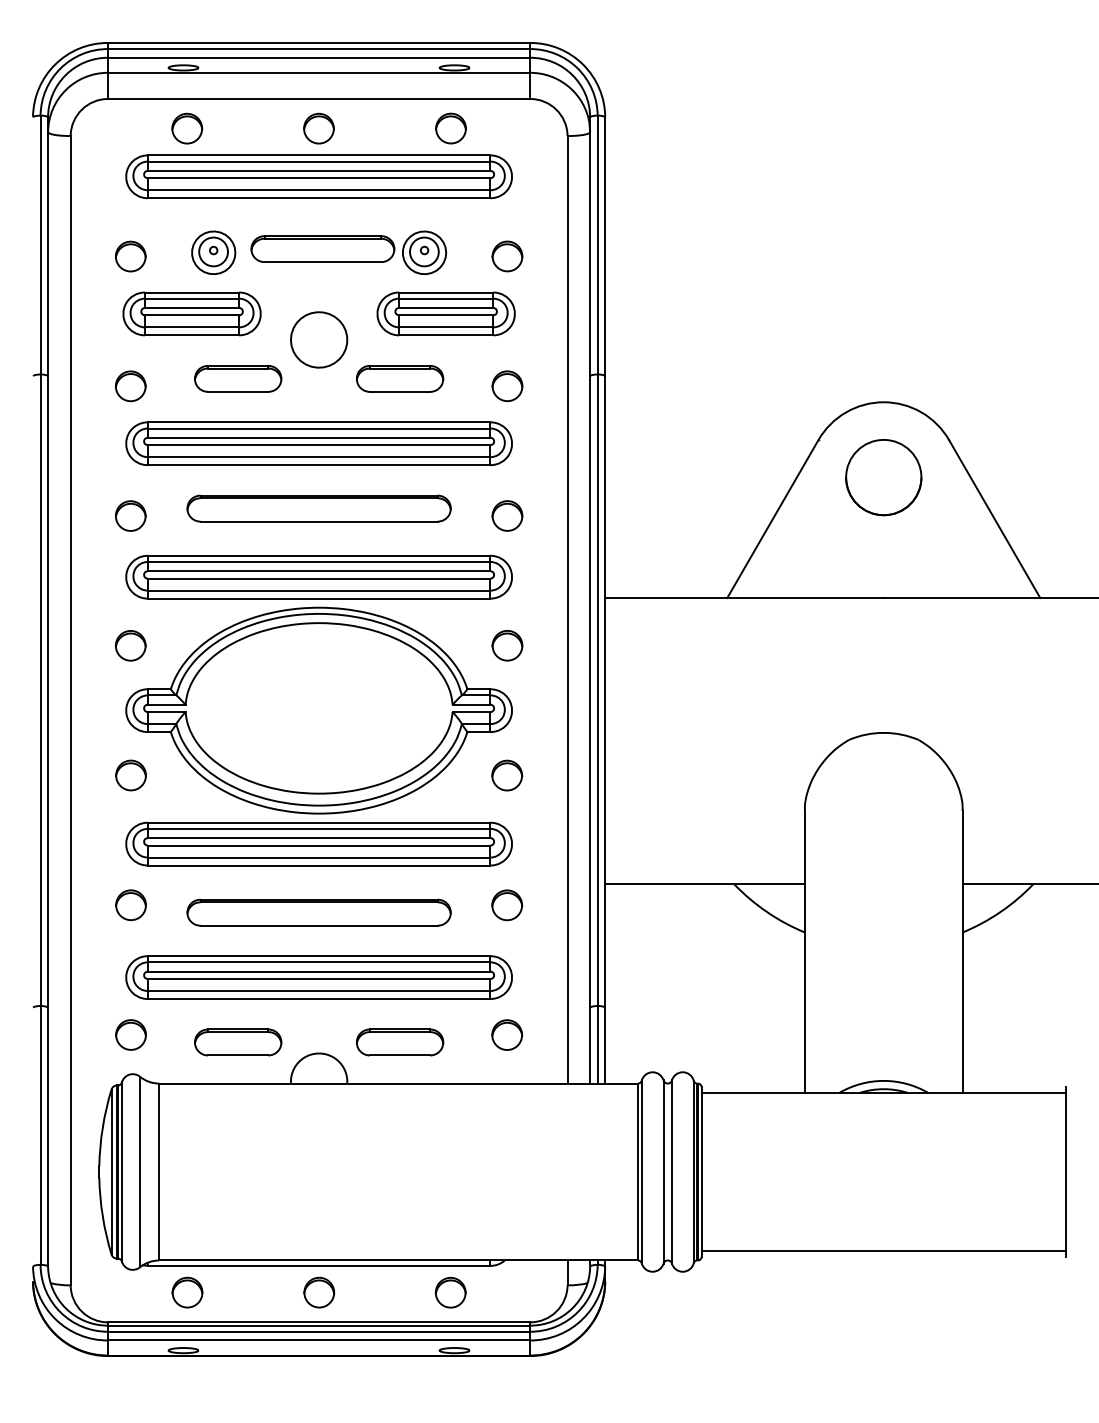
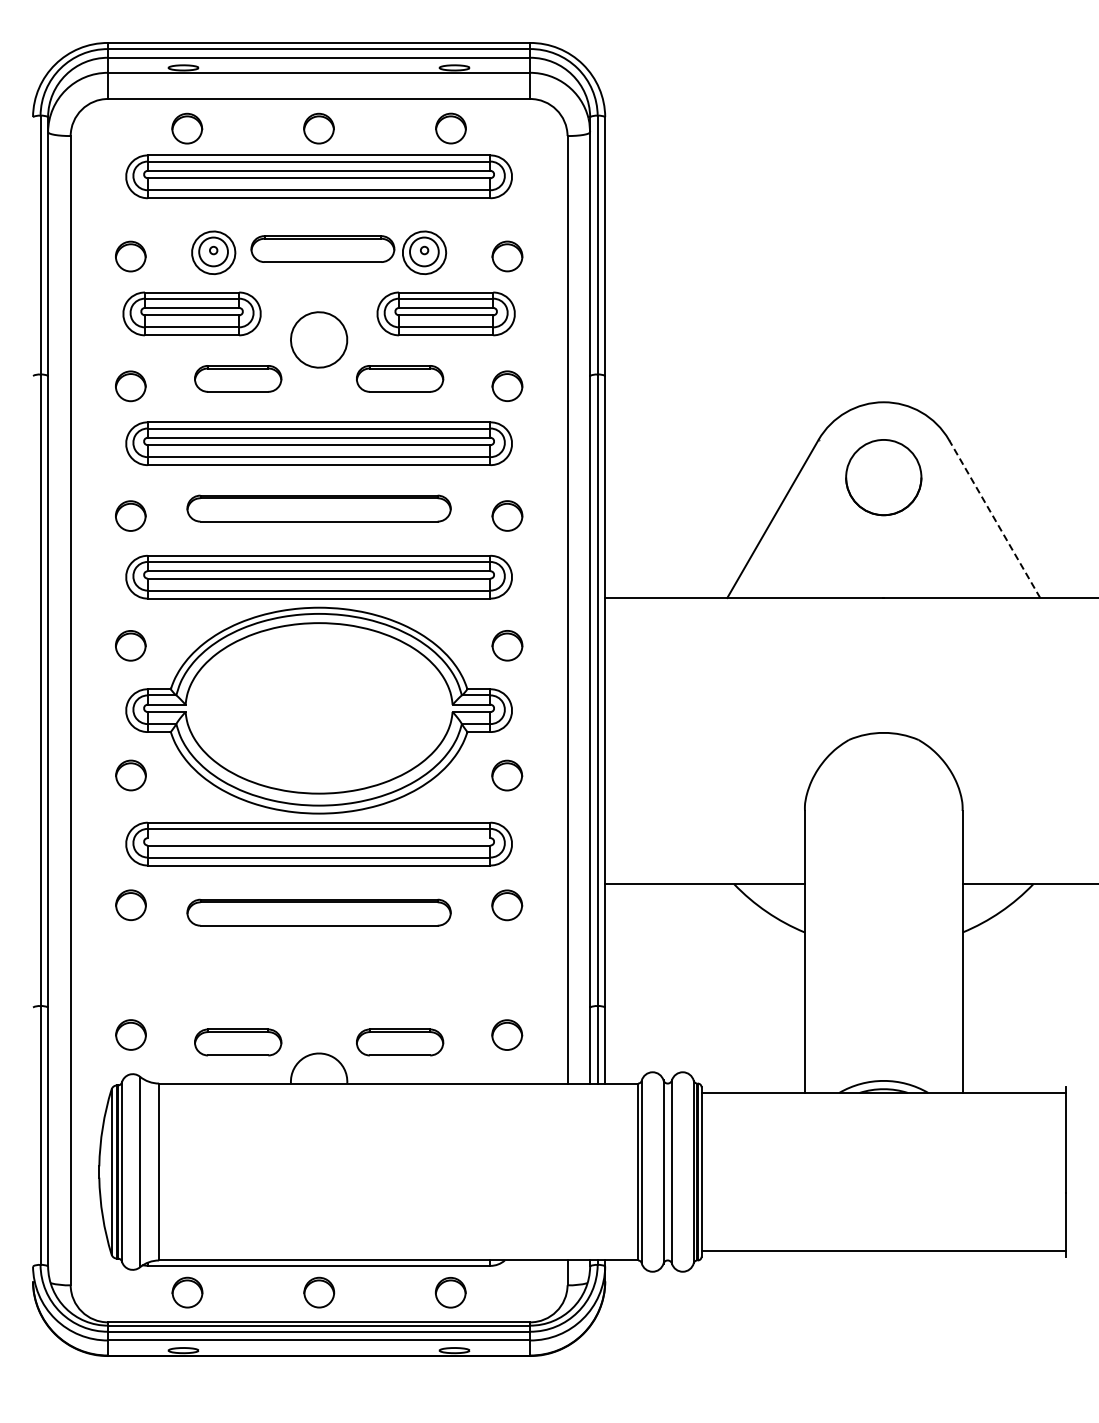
line: solid -> dashed (994, 518)
line: present -> none (318, 838)
part: present -> none (318, 977)
